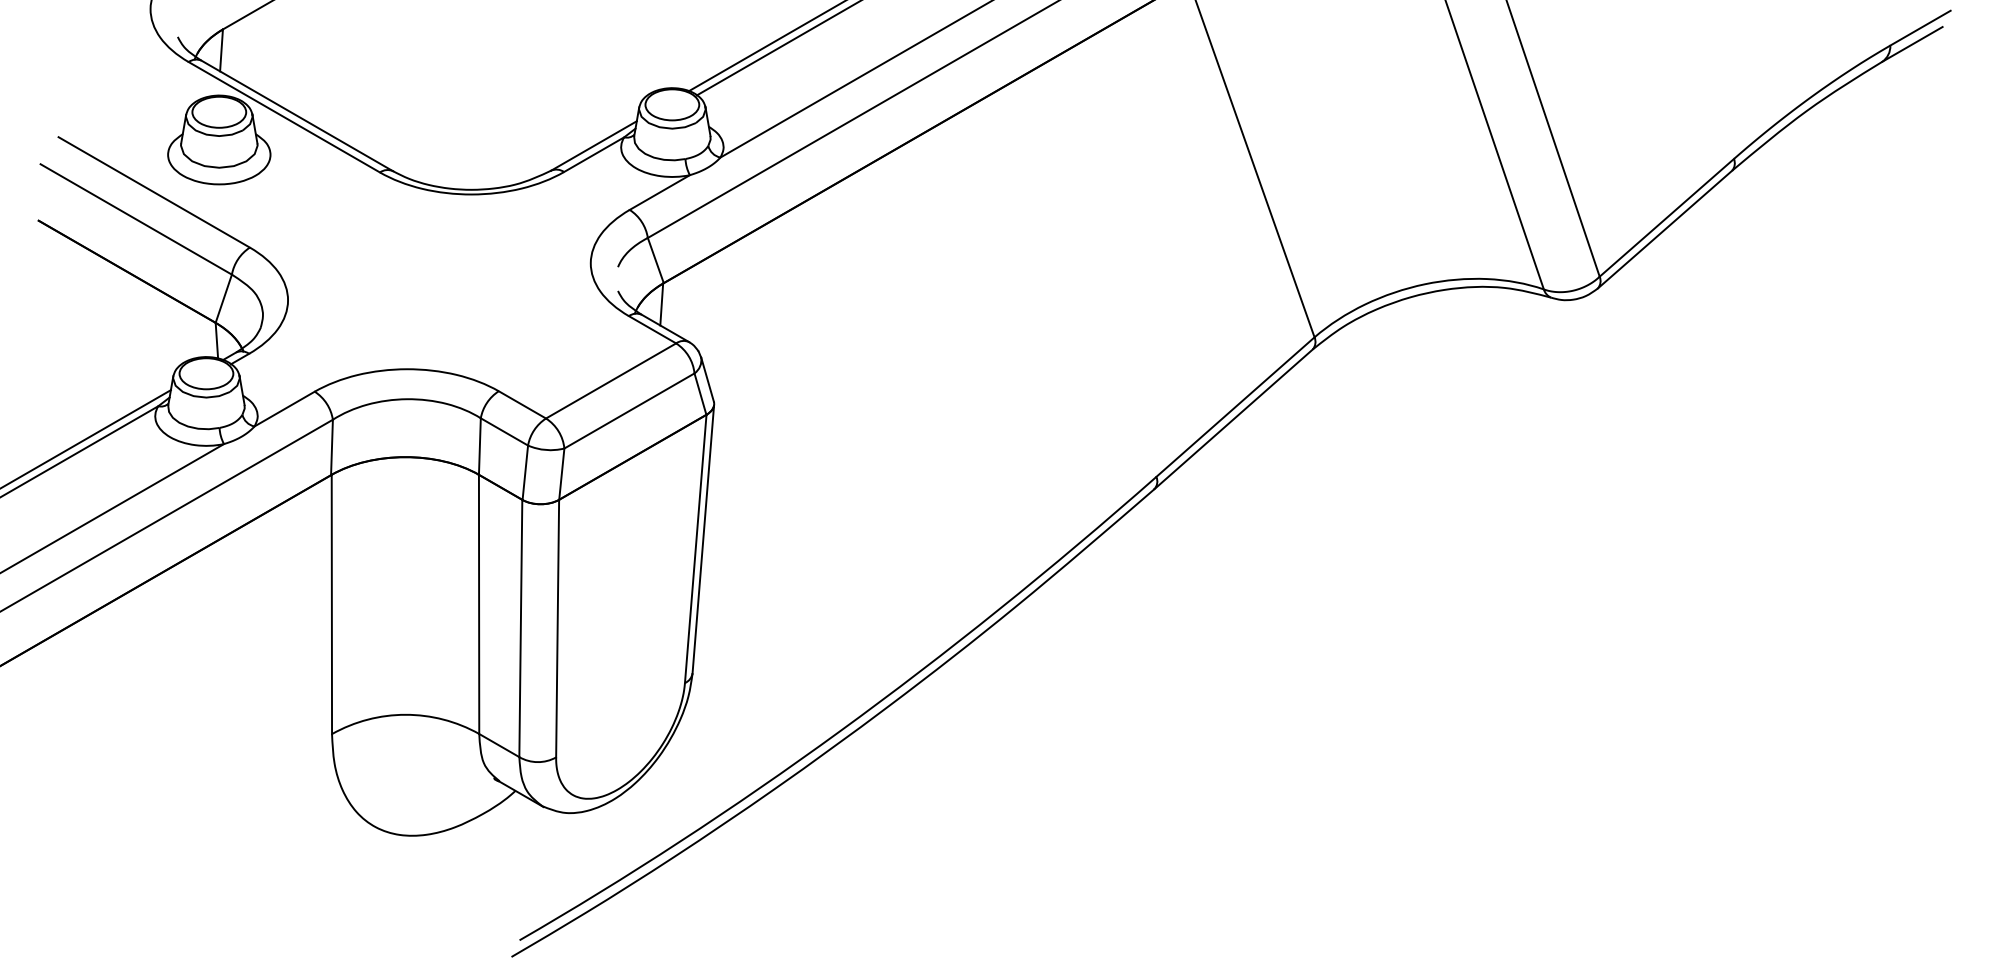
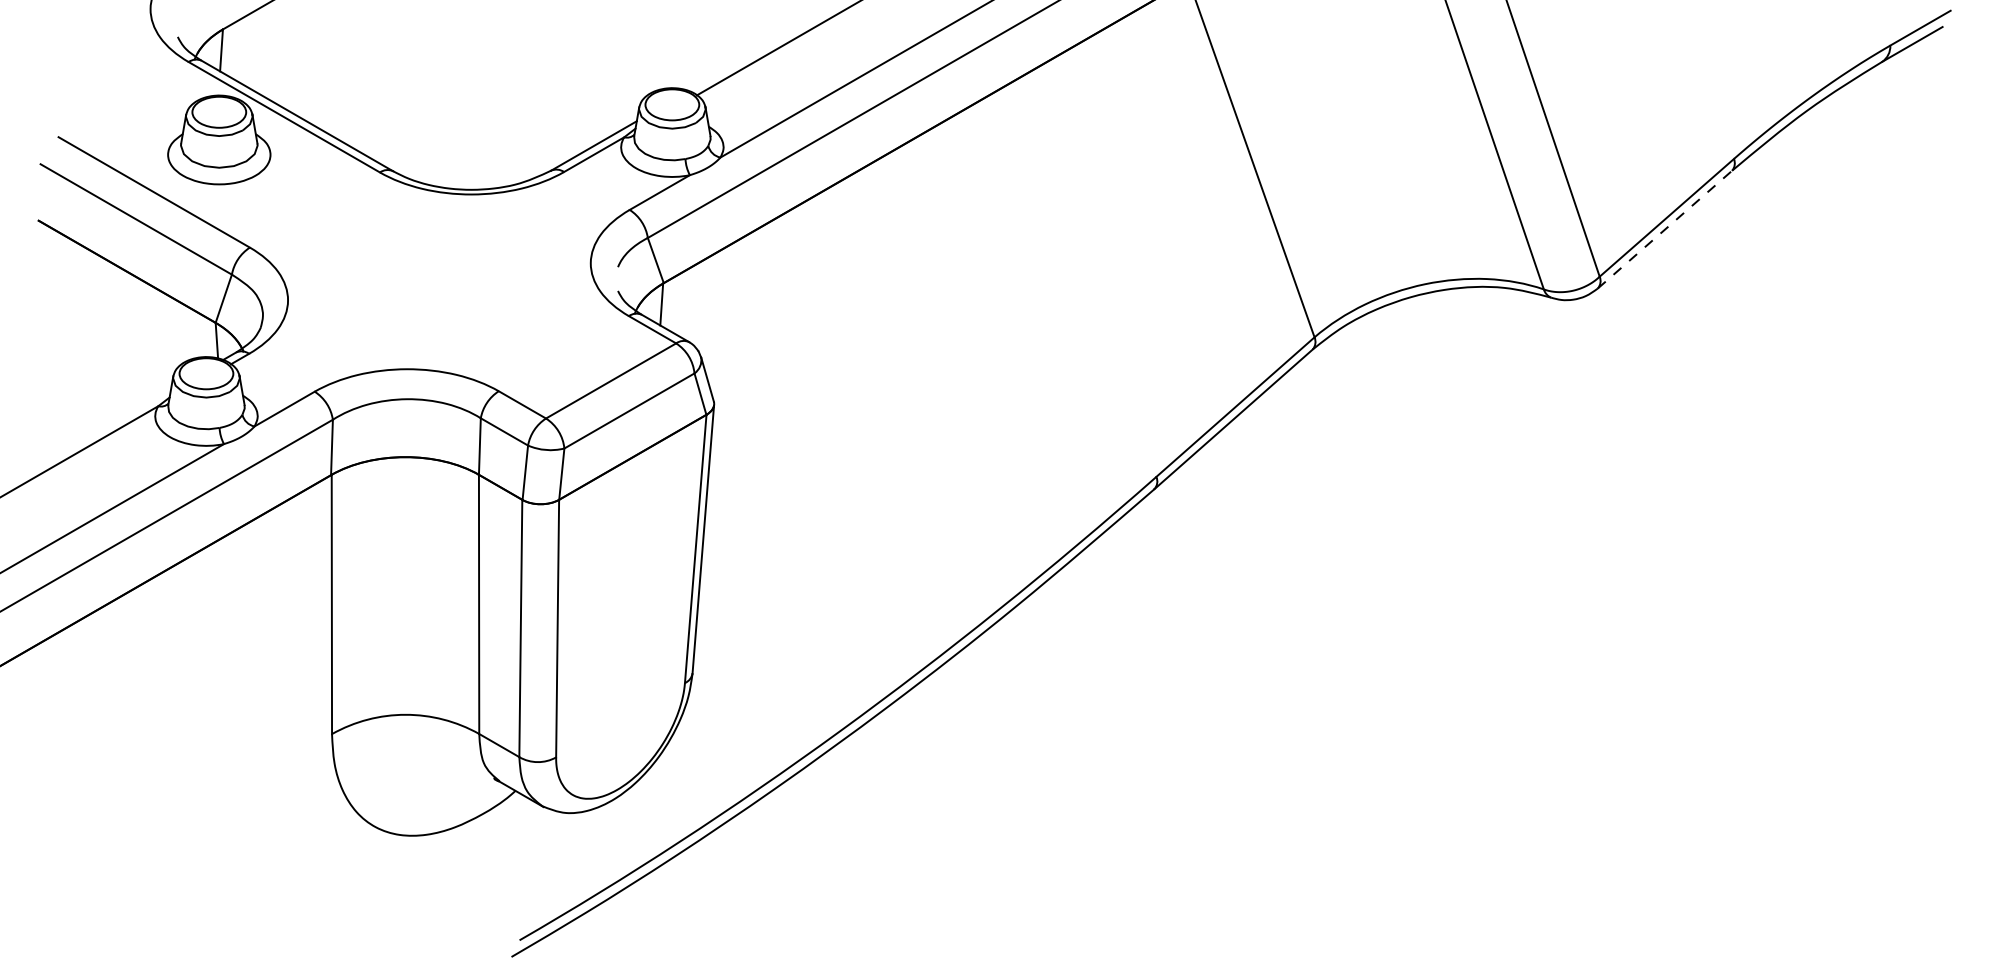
line: present -> none (765, 46)
line: solid -> dashed (1665, 229)
line: present -> none (86, 438)
